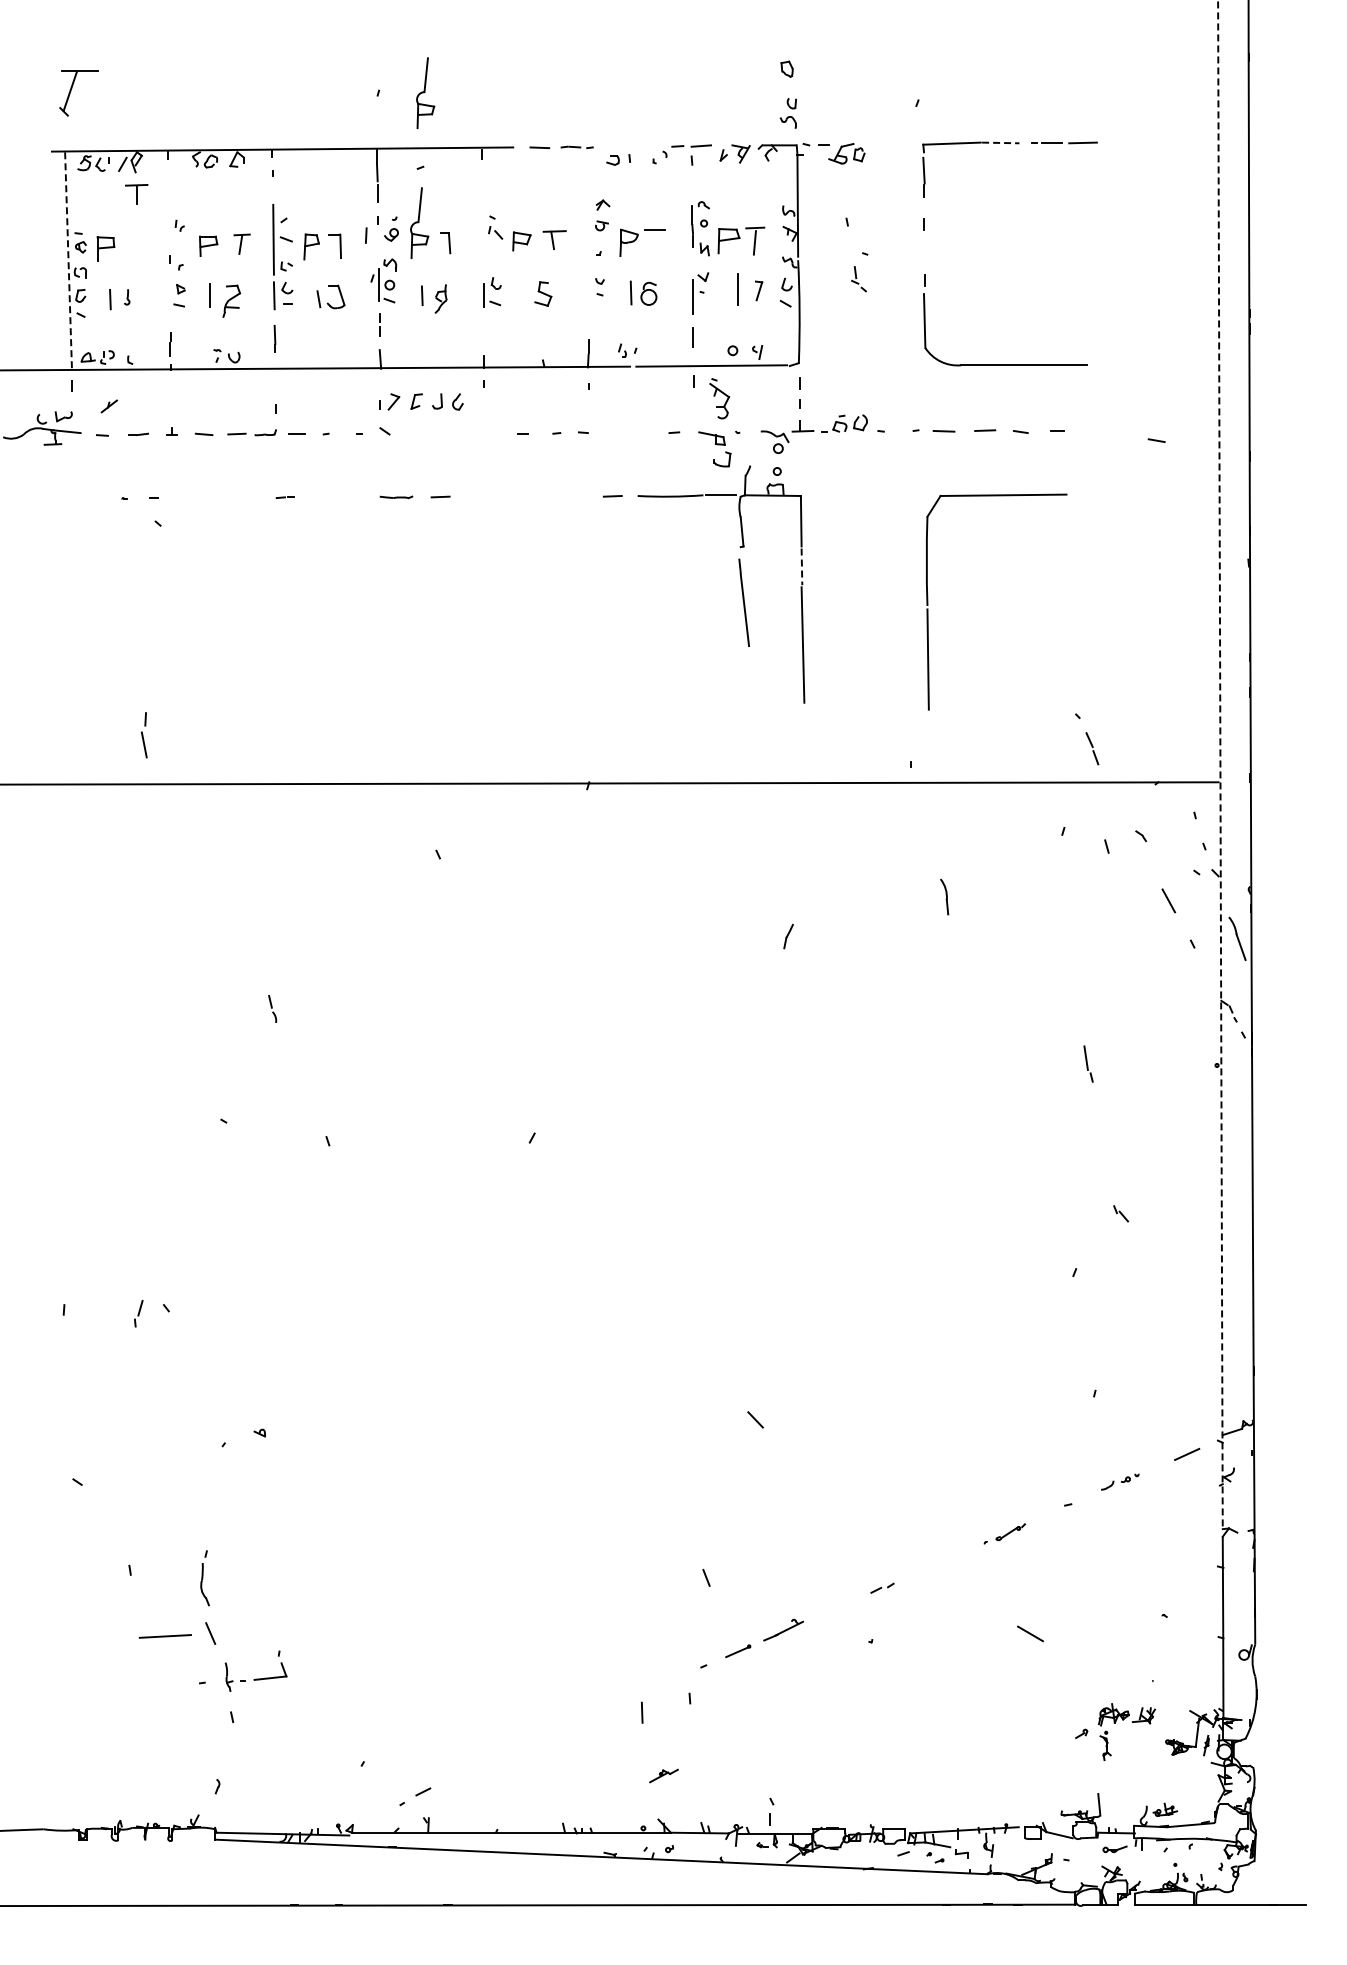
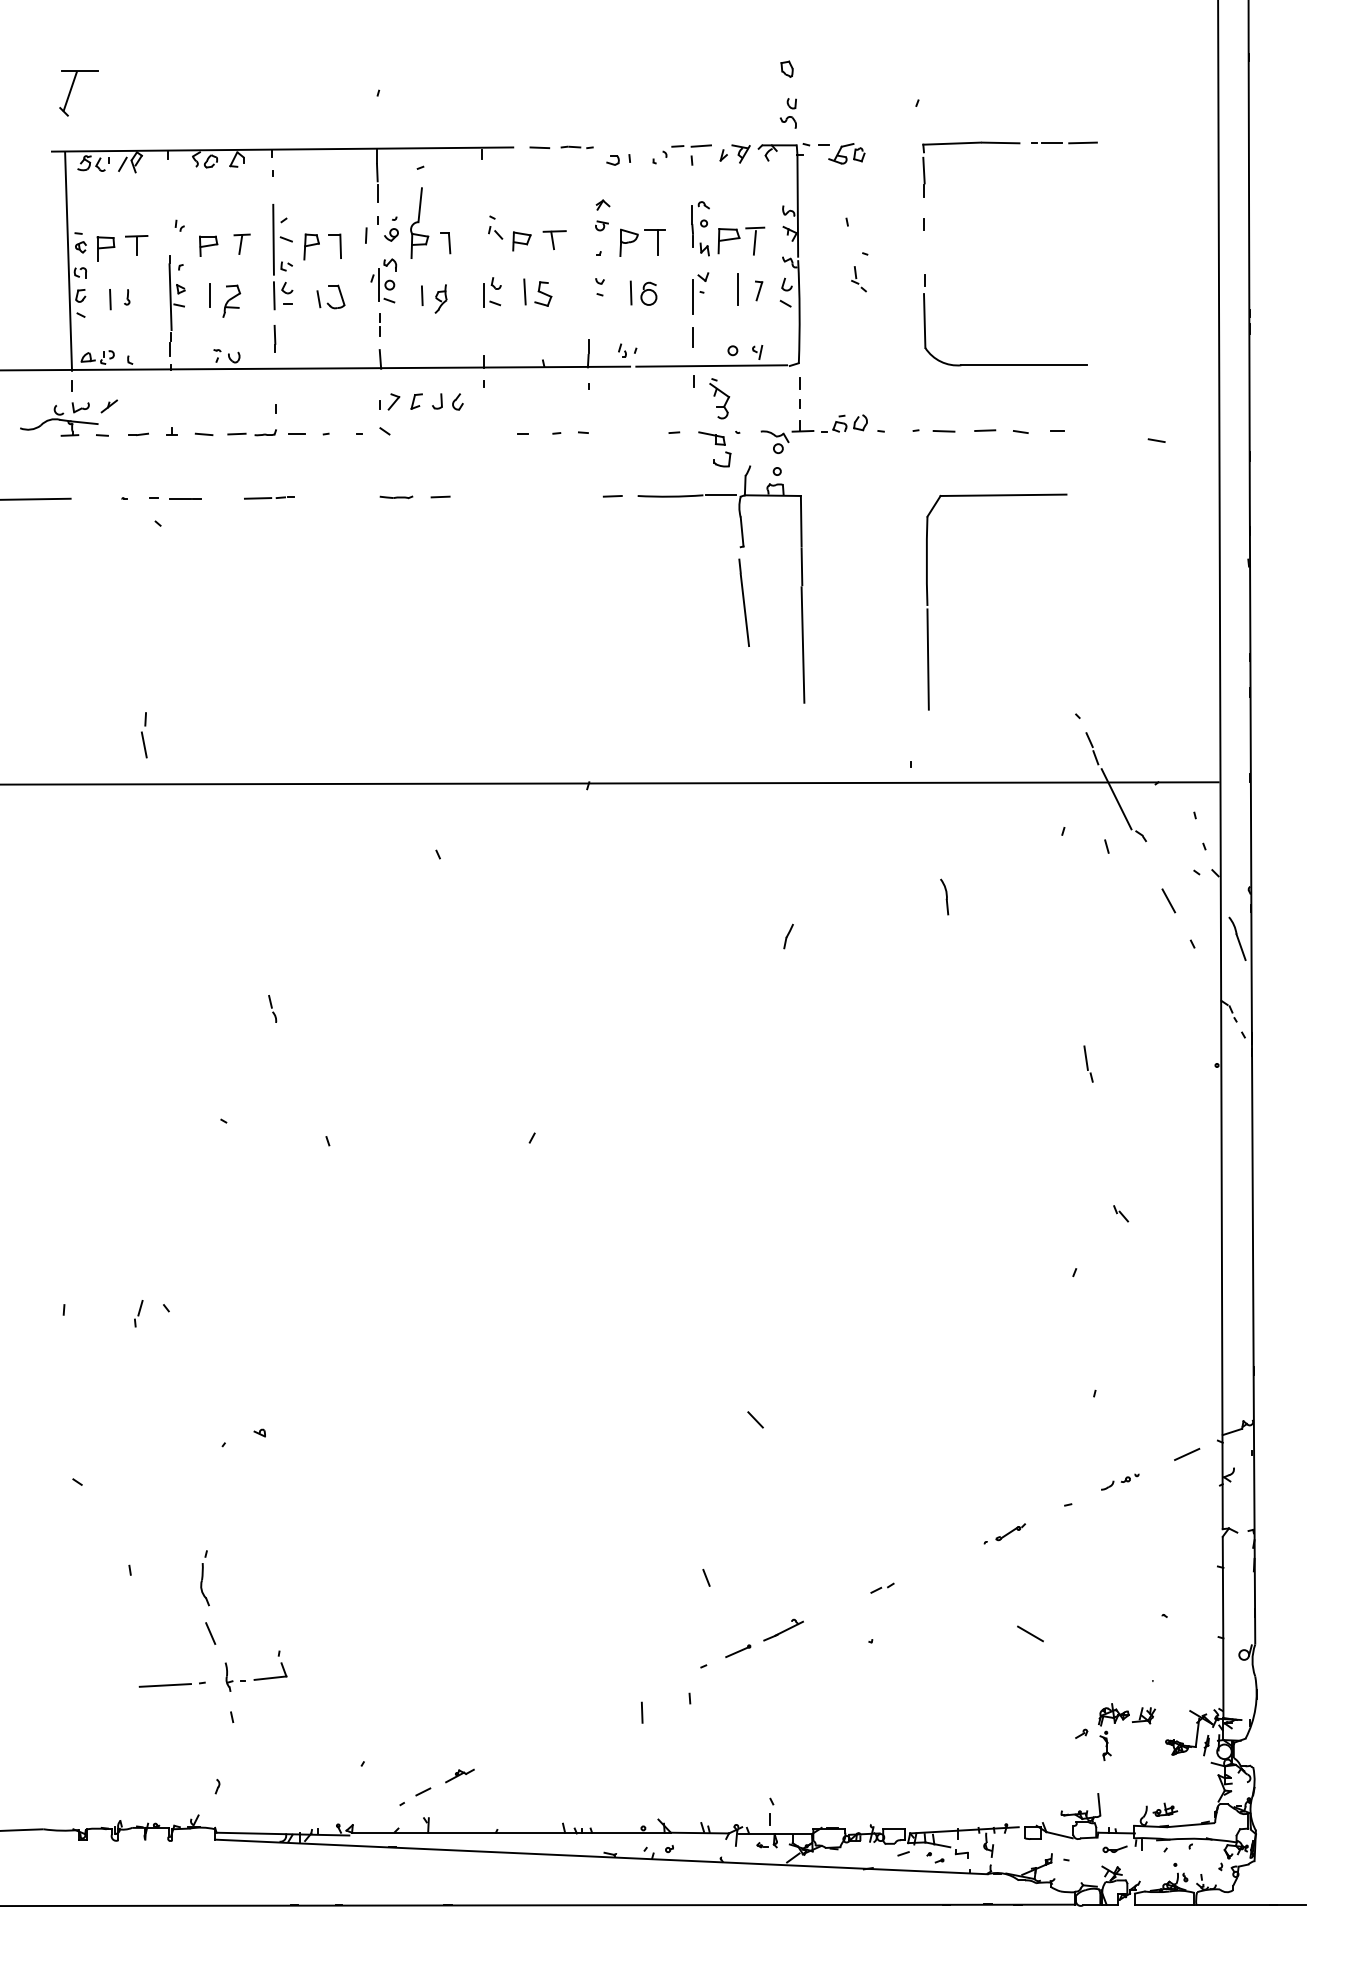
part: present -> none (425, 92)
line: dashed -> solid (1000, 142)
part position: (136, 194) -> (136, 245) (136, 245)
line: none -> present (658, 242)
line: dashed -> solid (68, 262)
line: none -> present (524, 291)
line: none -> present (170, 297)
part position: (42, 428) -> (59, 419) (59, 419)
line: none -> present (36, 498)
line: none -> present (185, 498)
line: none -> present (257, 498)
line: dashed -> solid (801, 567)
line: dashed -> solid (1220, 765)
line: none -> present (1116, 799)
line position: (164, 1636) -> (164, 1685) (164, 1685)
part position: (663, 1775) -> (459, 1775) (459, 1775)
